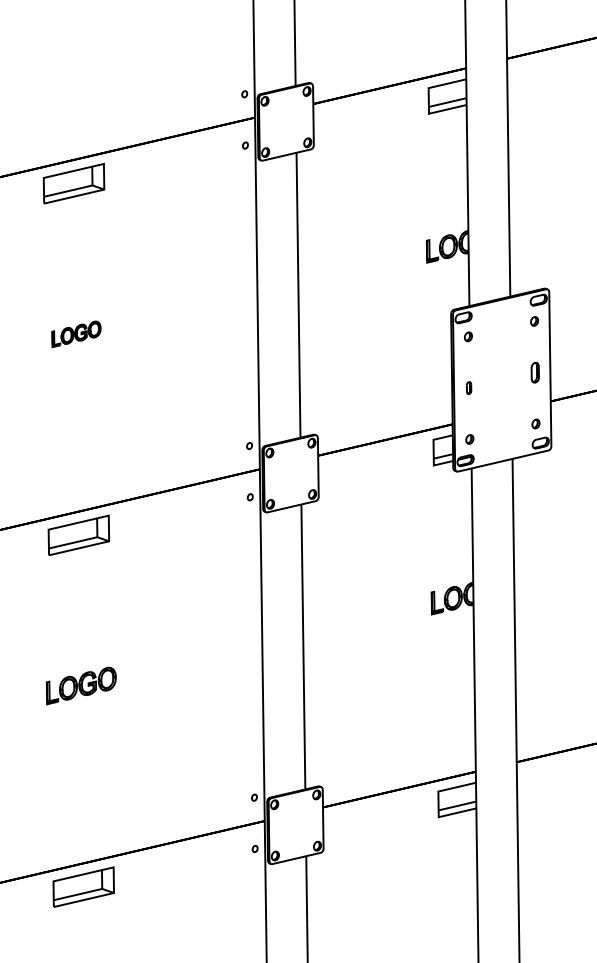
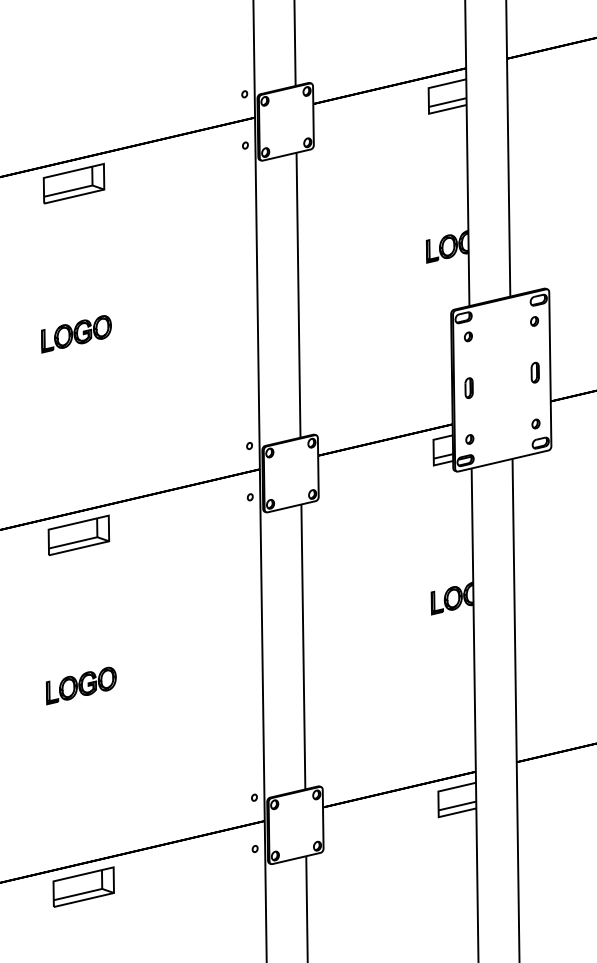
part size: 51x29 px -> 71x39 px (76, 334)
part size: 7x14 px -> 10x22 px (468, 387)
